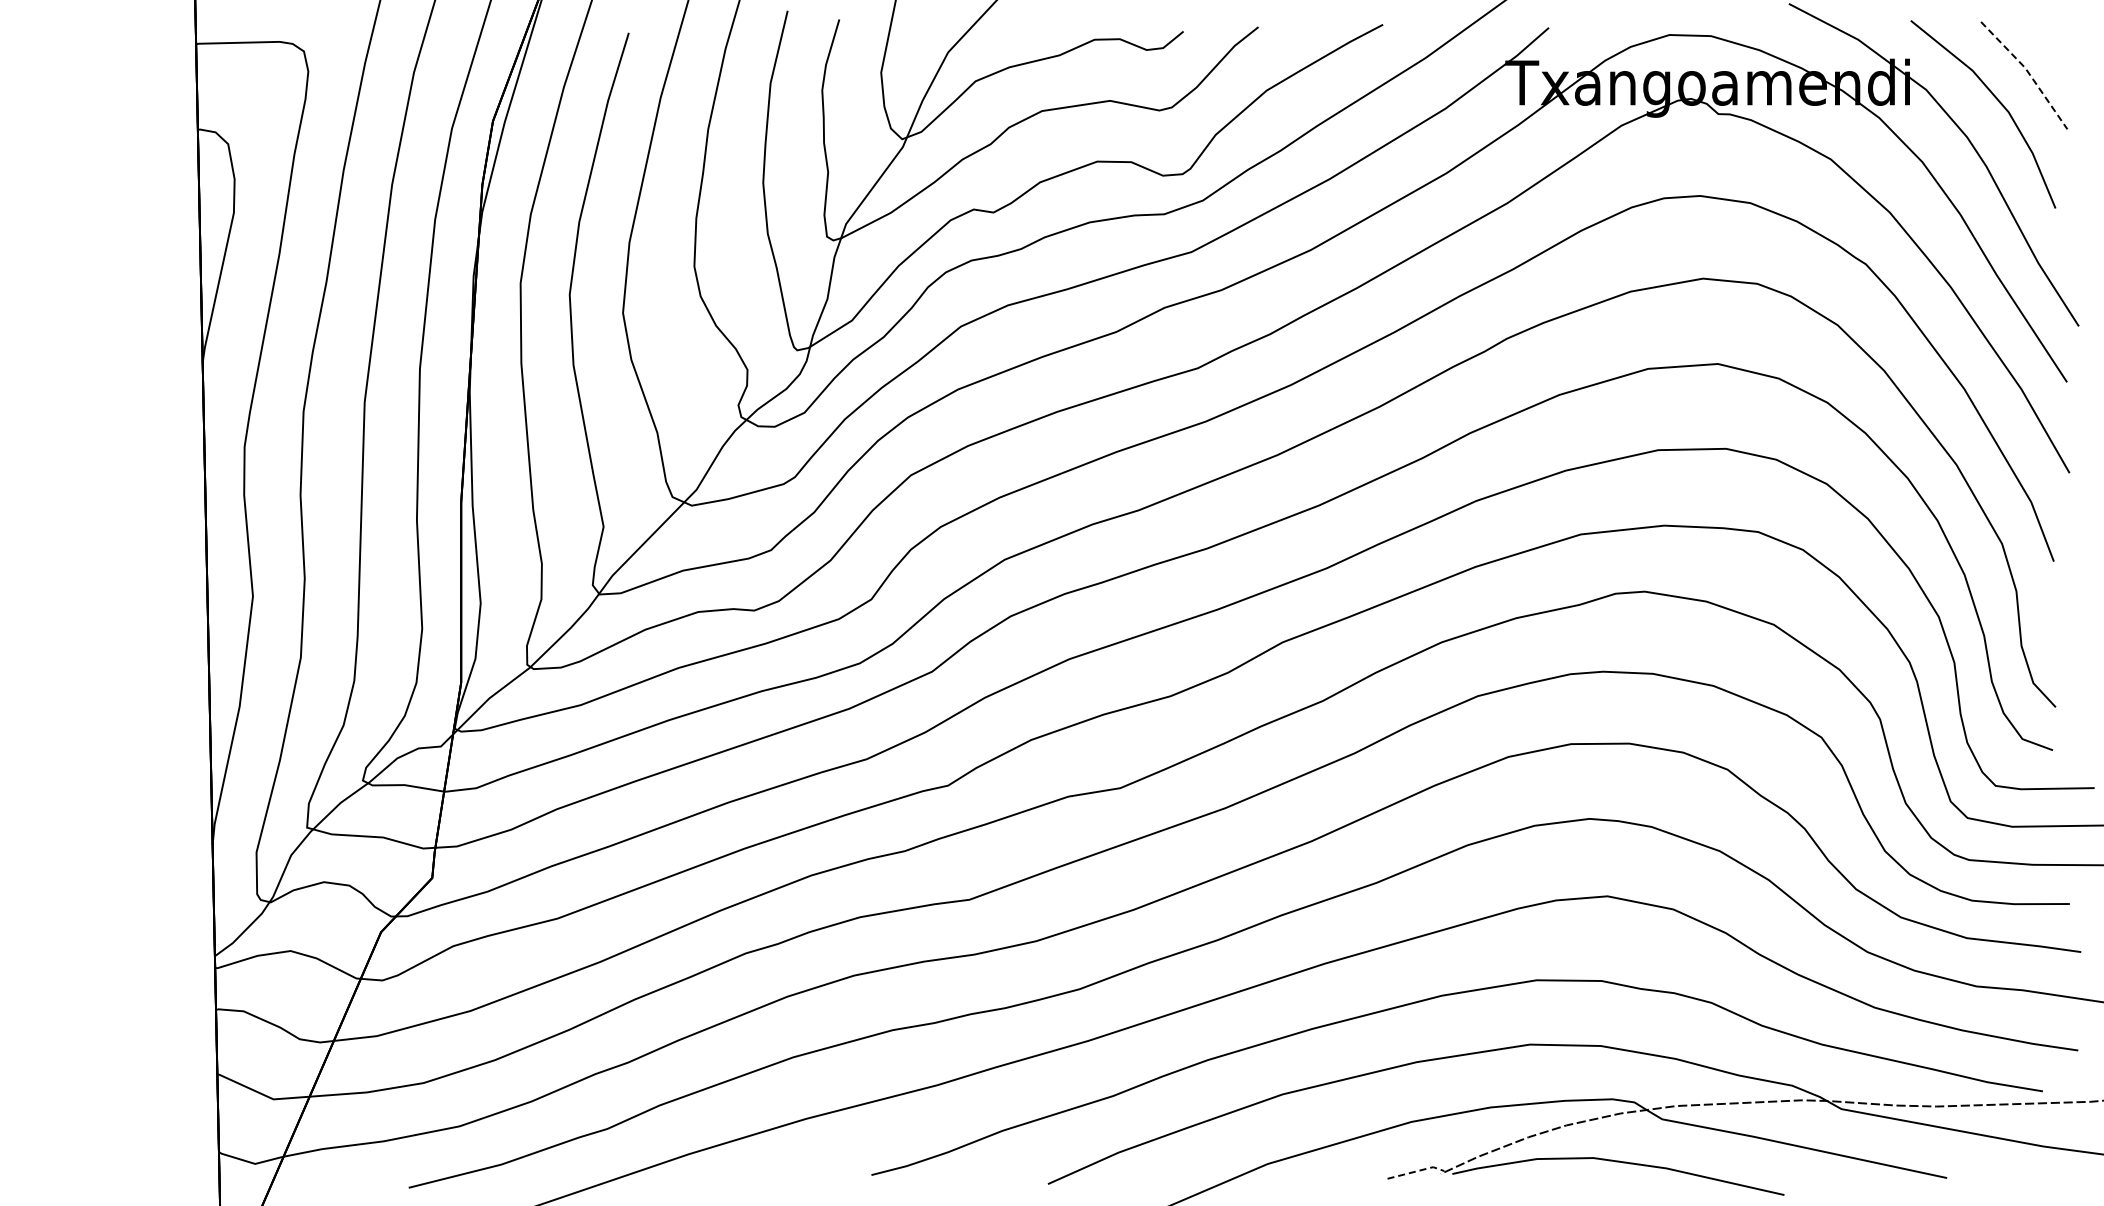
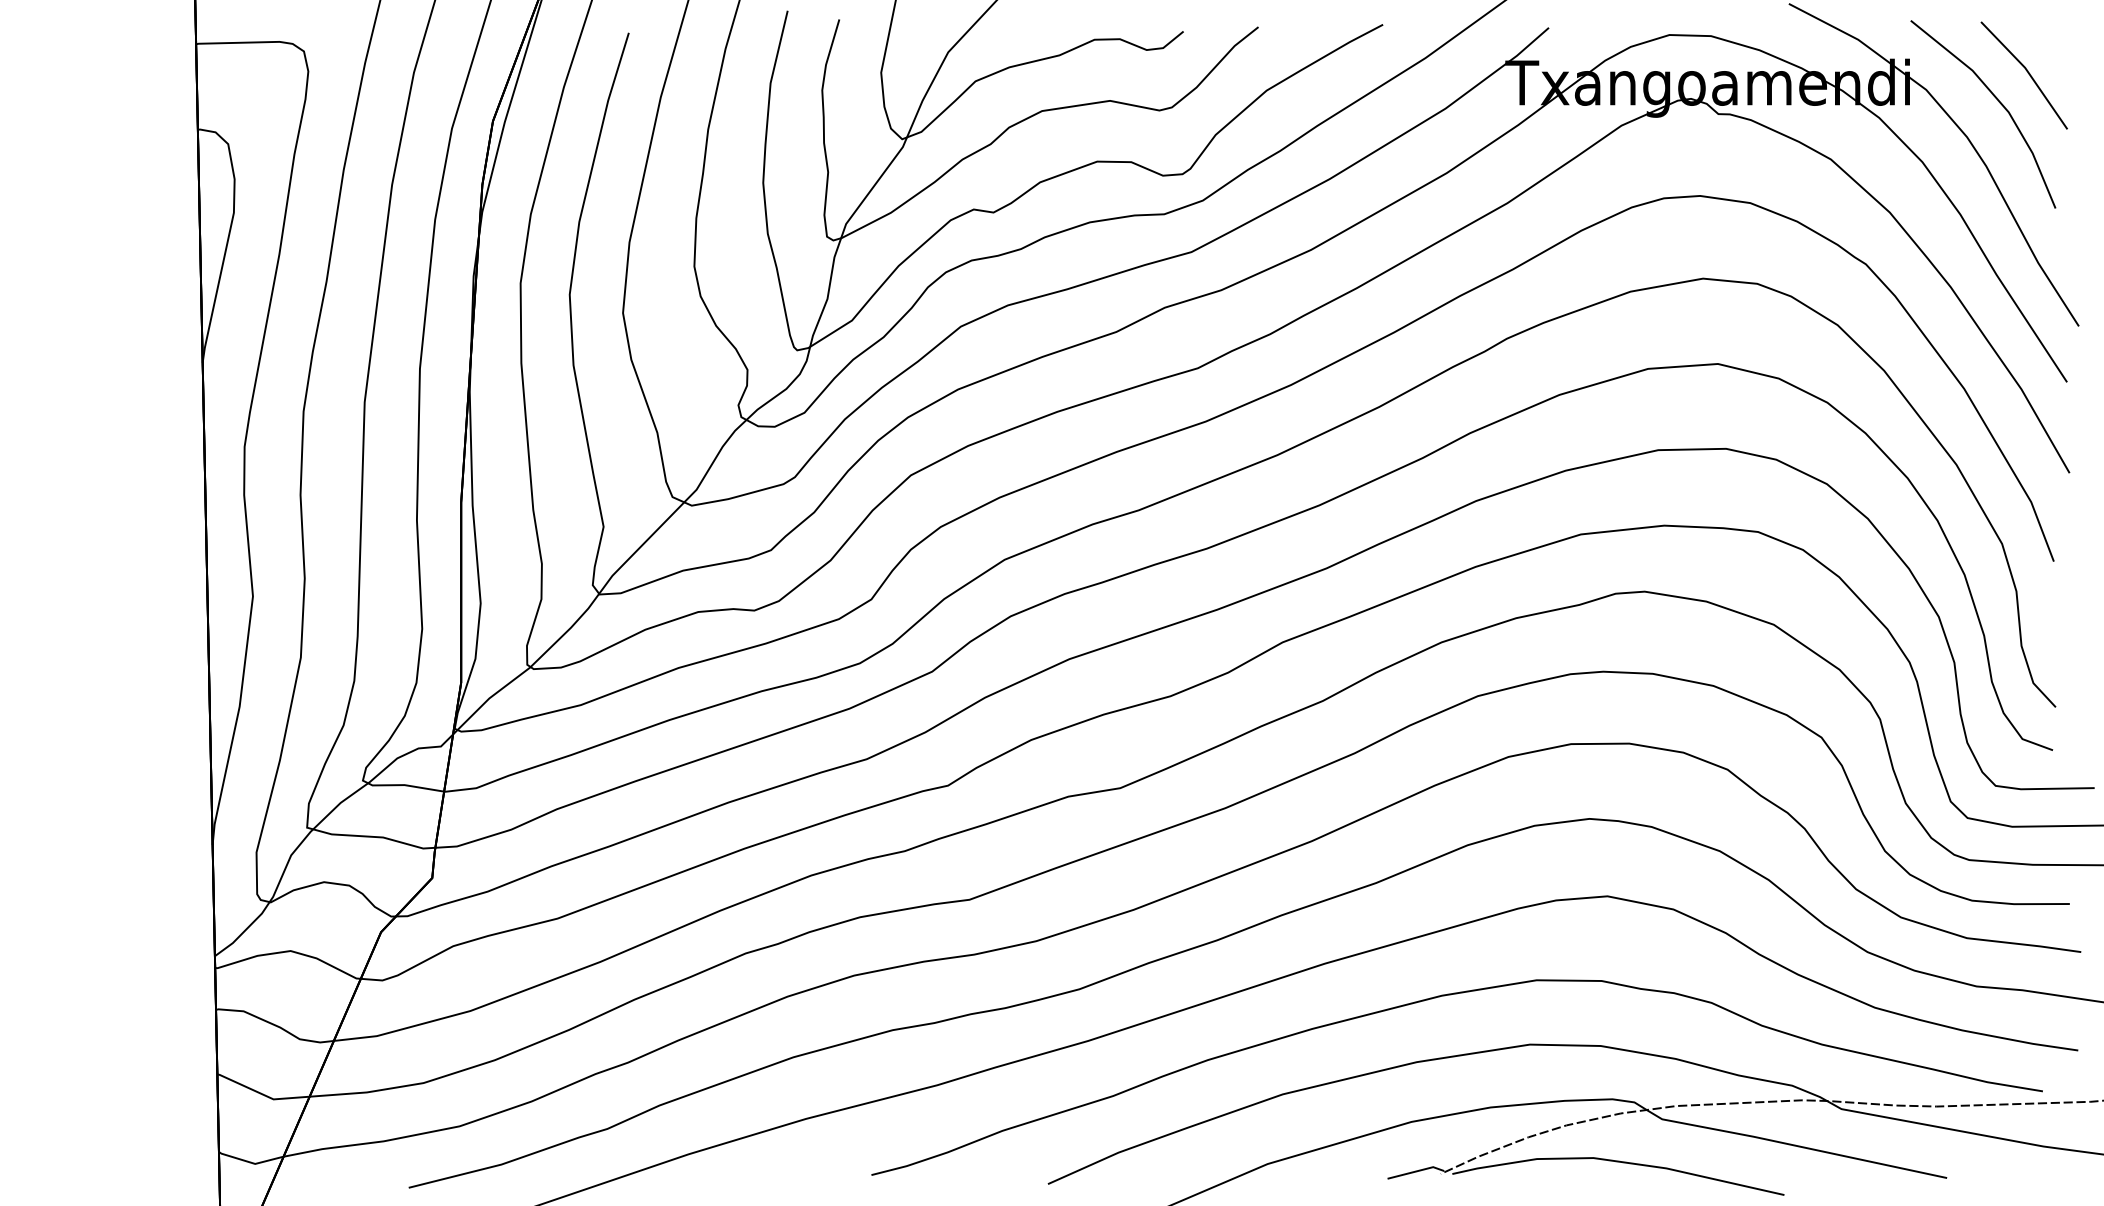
line: dashed -> solid (2027, 71)
line: dashed -> solid (1417, 1171)
